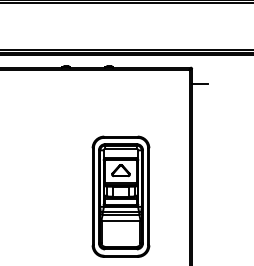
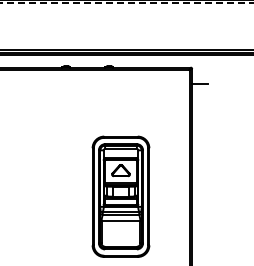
line: solid -> dashed (127, 2)
